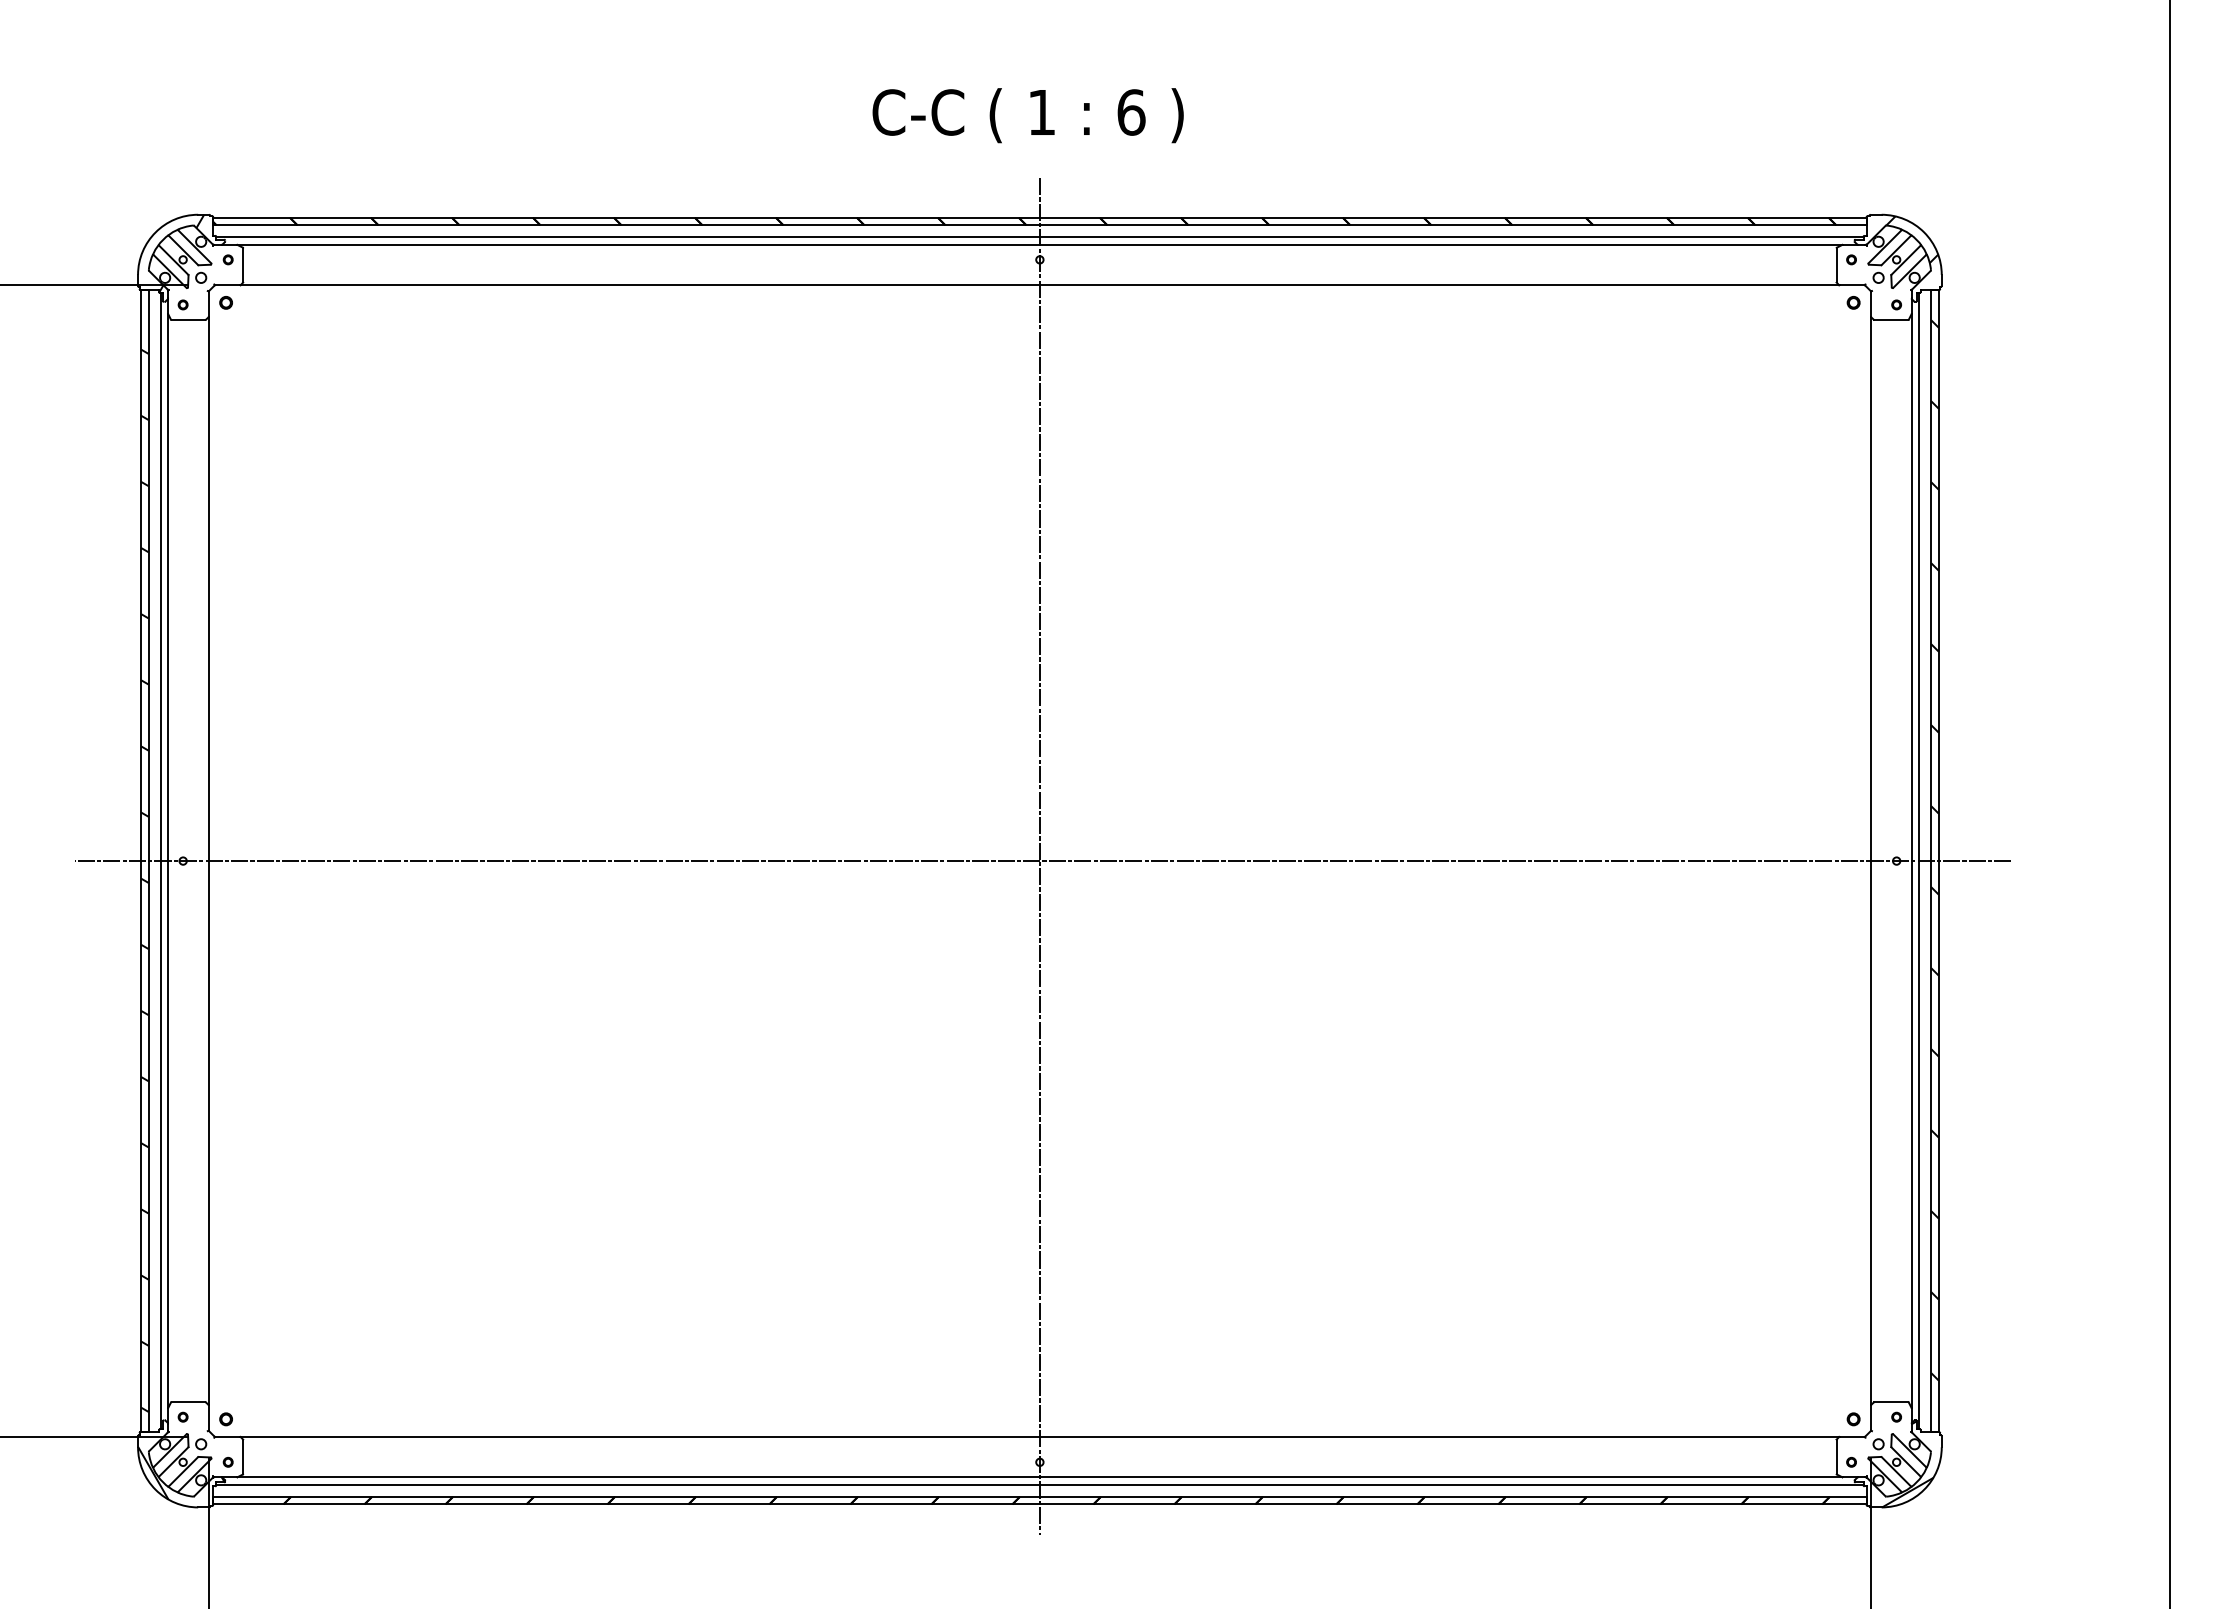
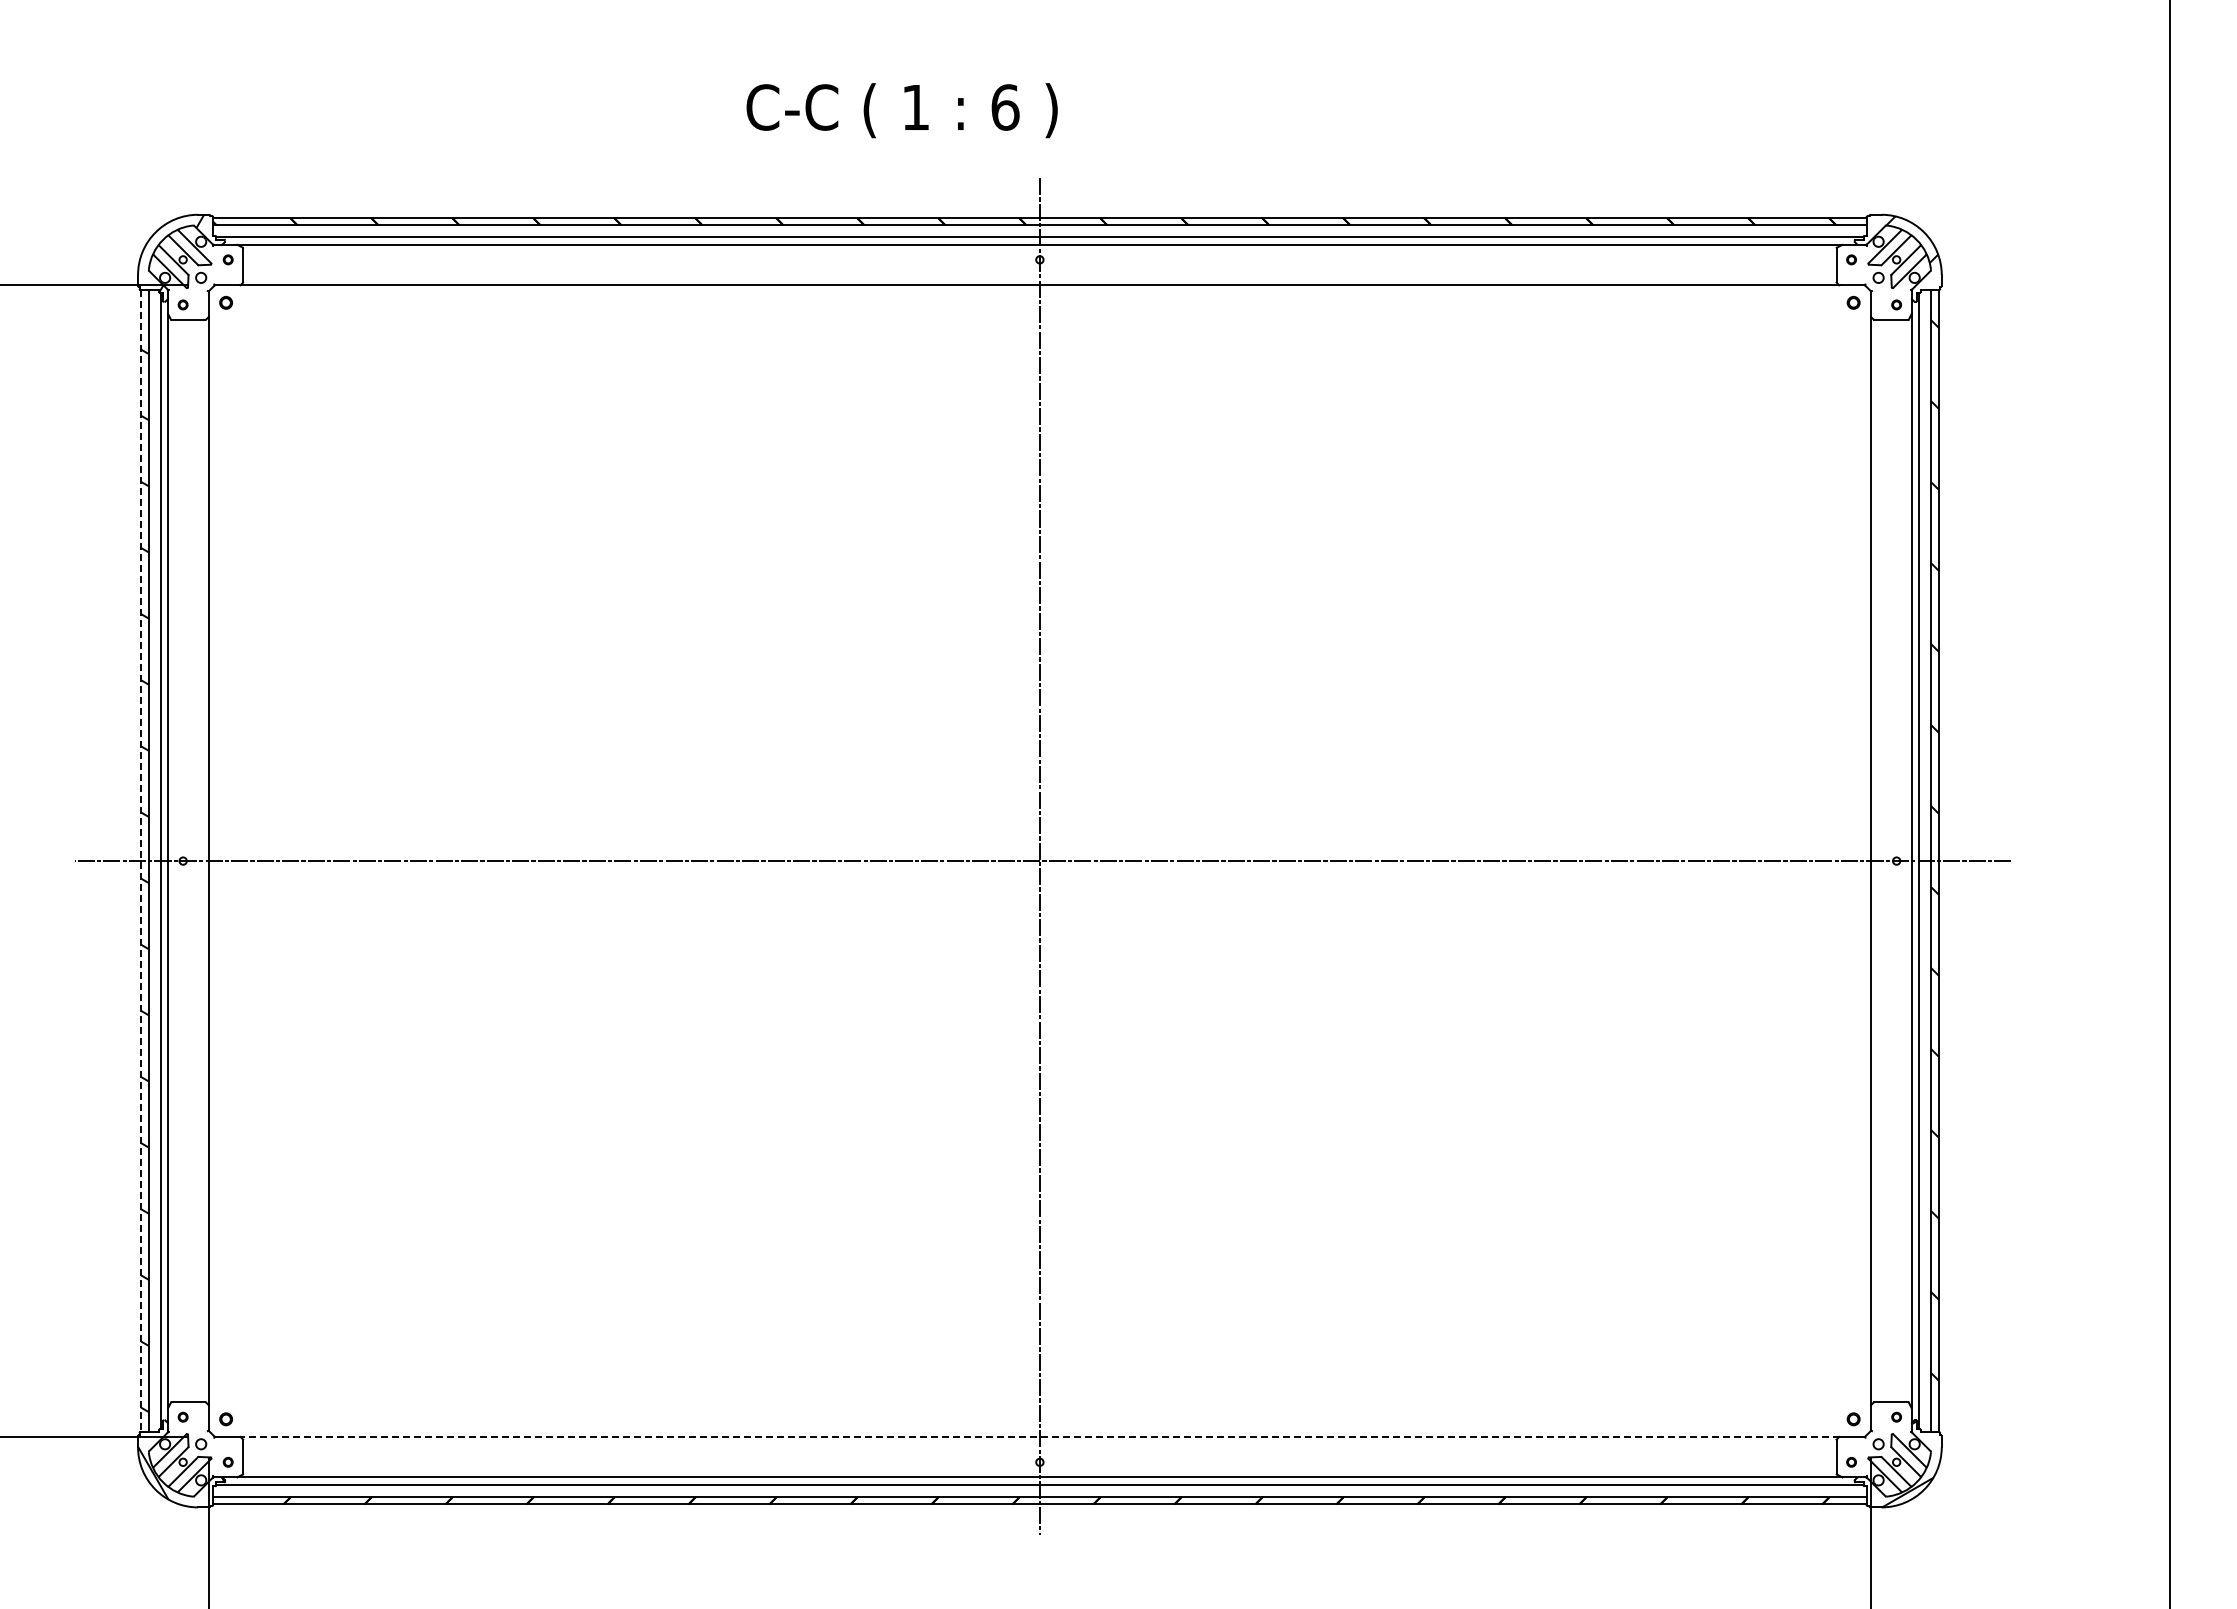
text position: (1027, 115) -> (901, 110) (901, 110)
line: solid -> dashed (141, 861)
line: solid -> dashed (1039, 1436)
